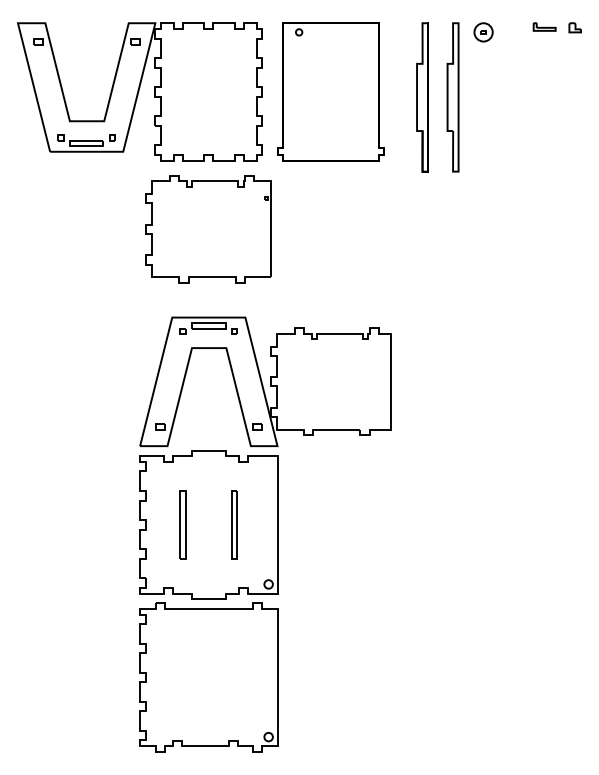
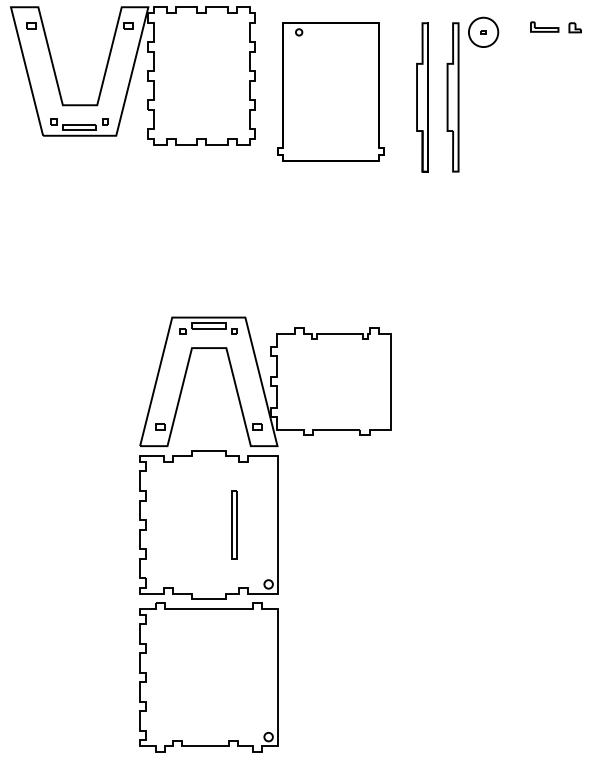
part size: 25x10 px -> 30x12 px (544, 26)
circle diameter: 18 px -> 29 px (483, 32)
part position: (139, 91) -> (132, 75) (132, 75)
part: present -> none (208, 229)
part: present -> none (182, 524)
